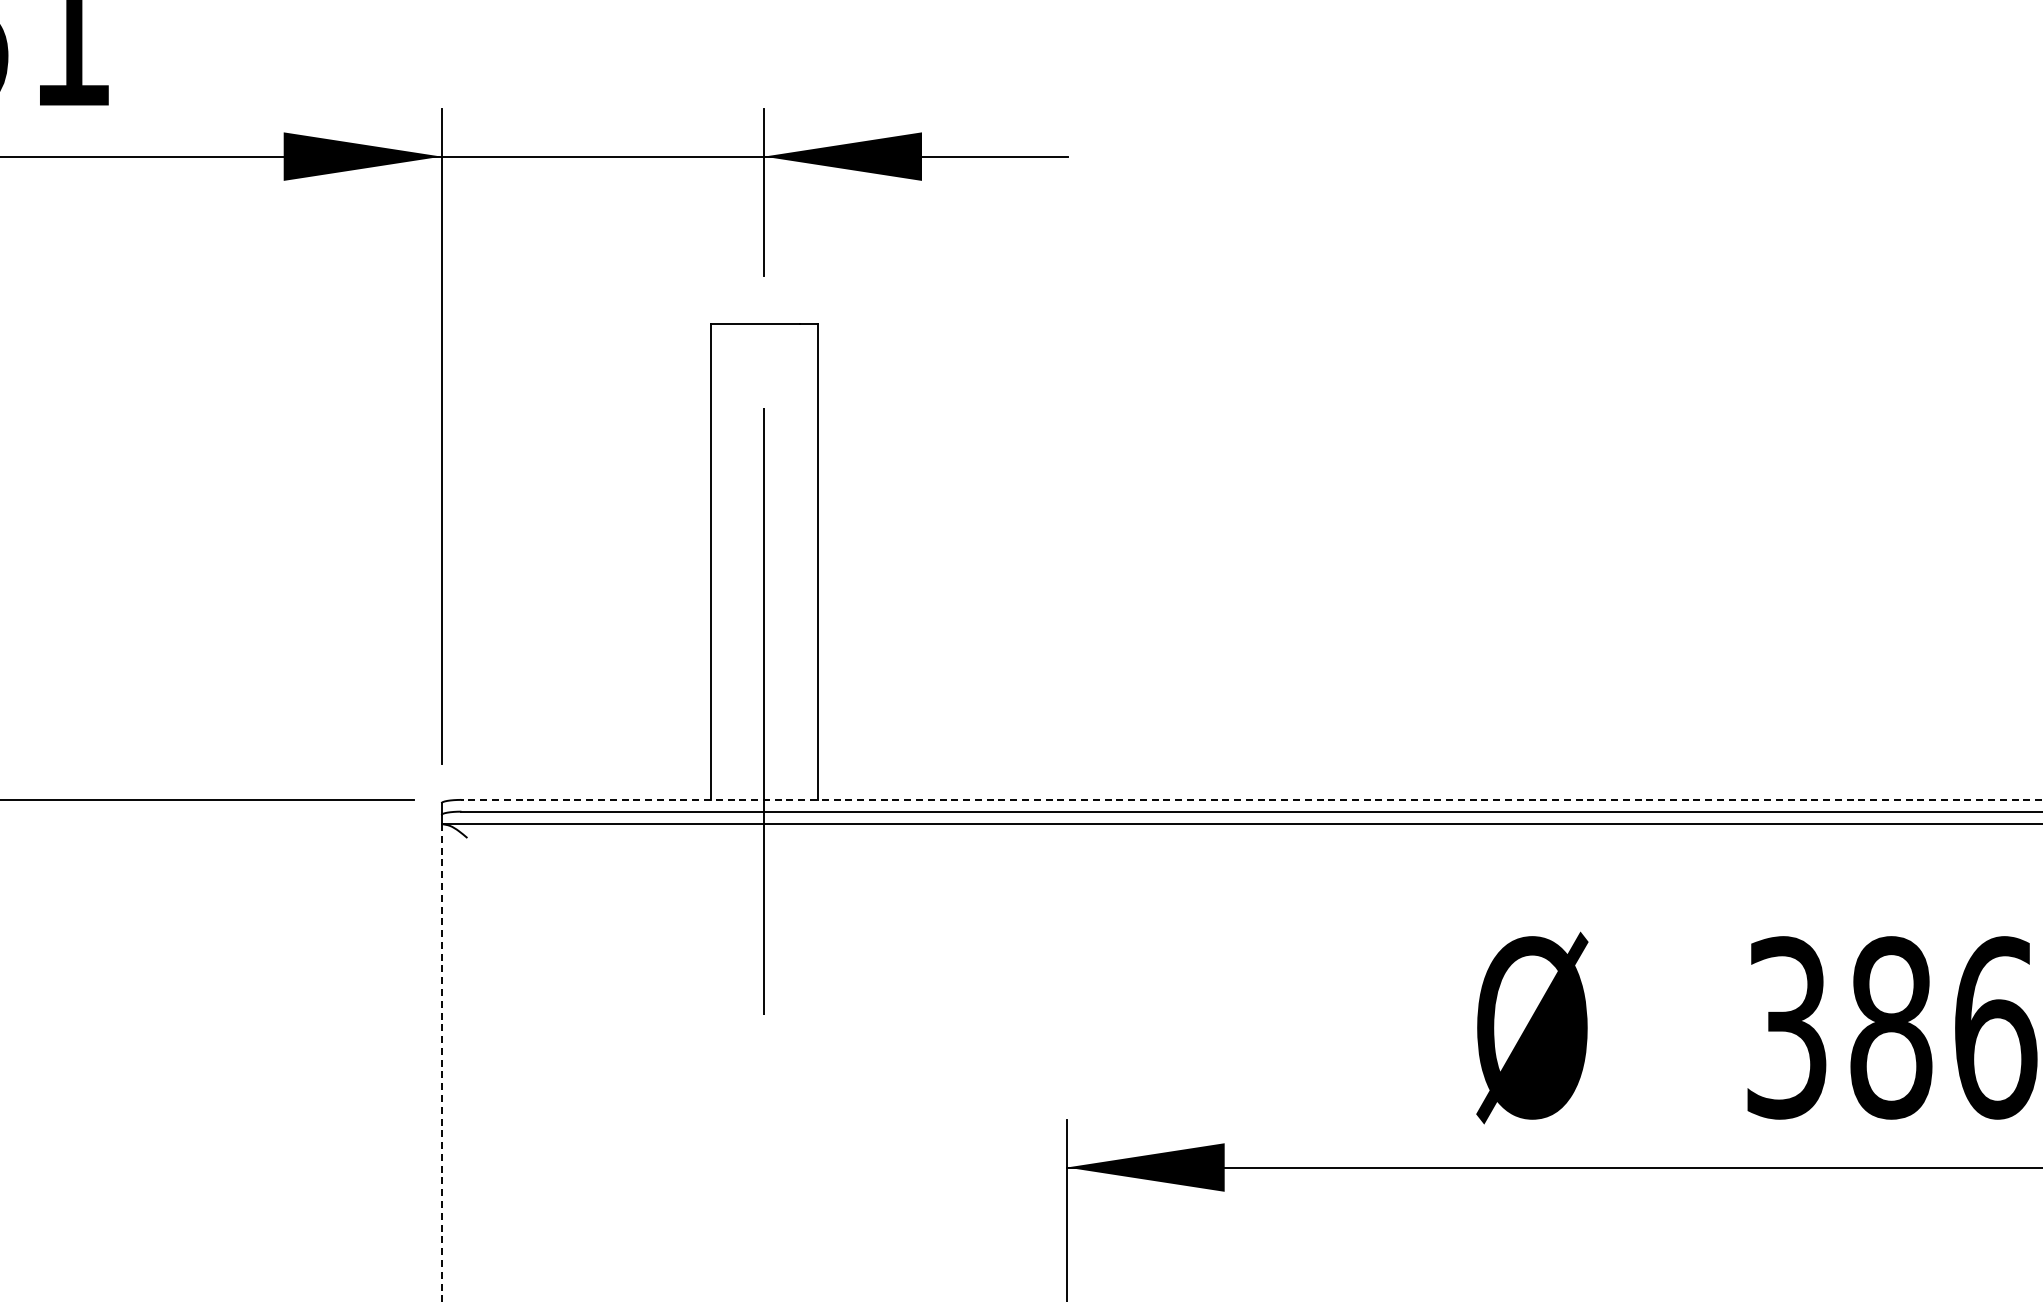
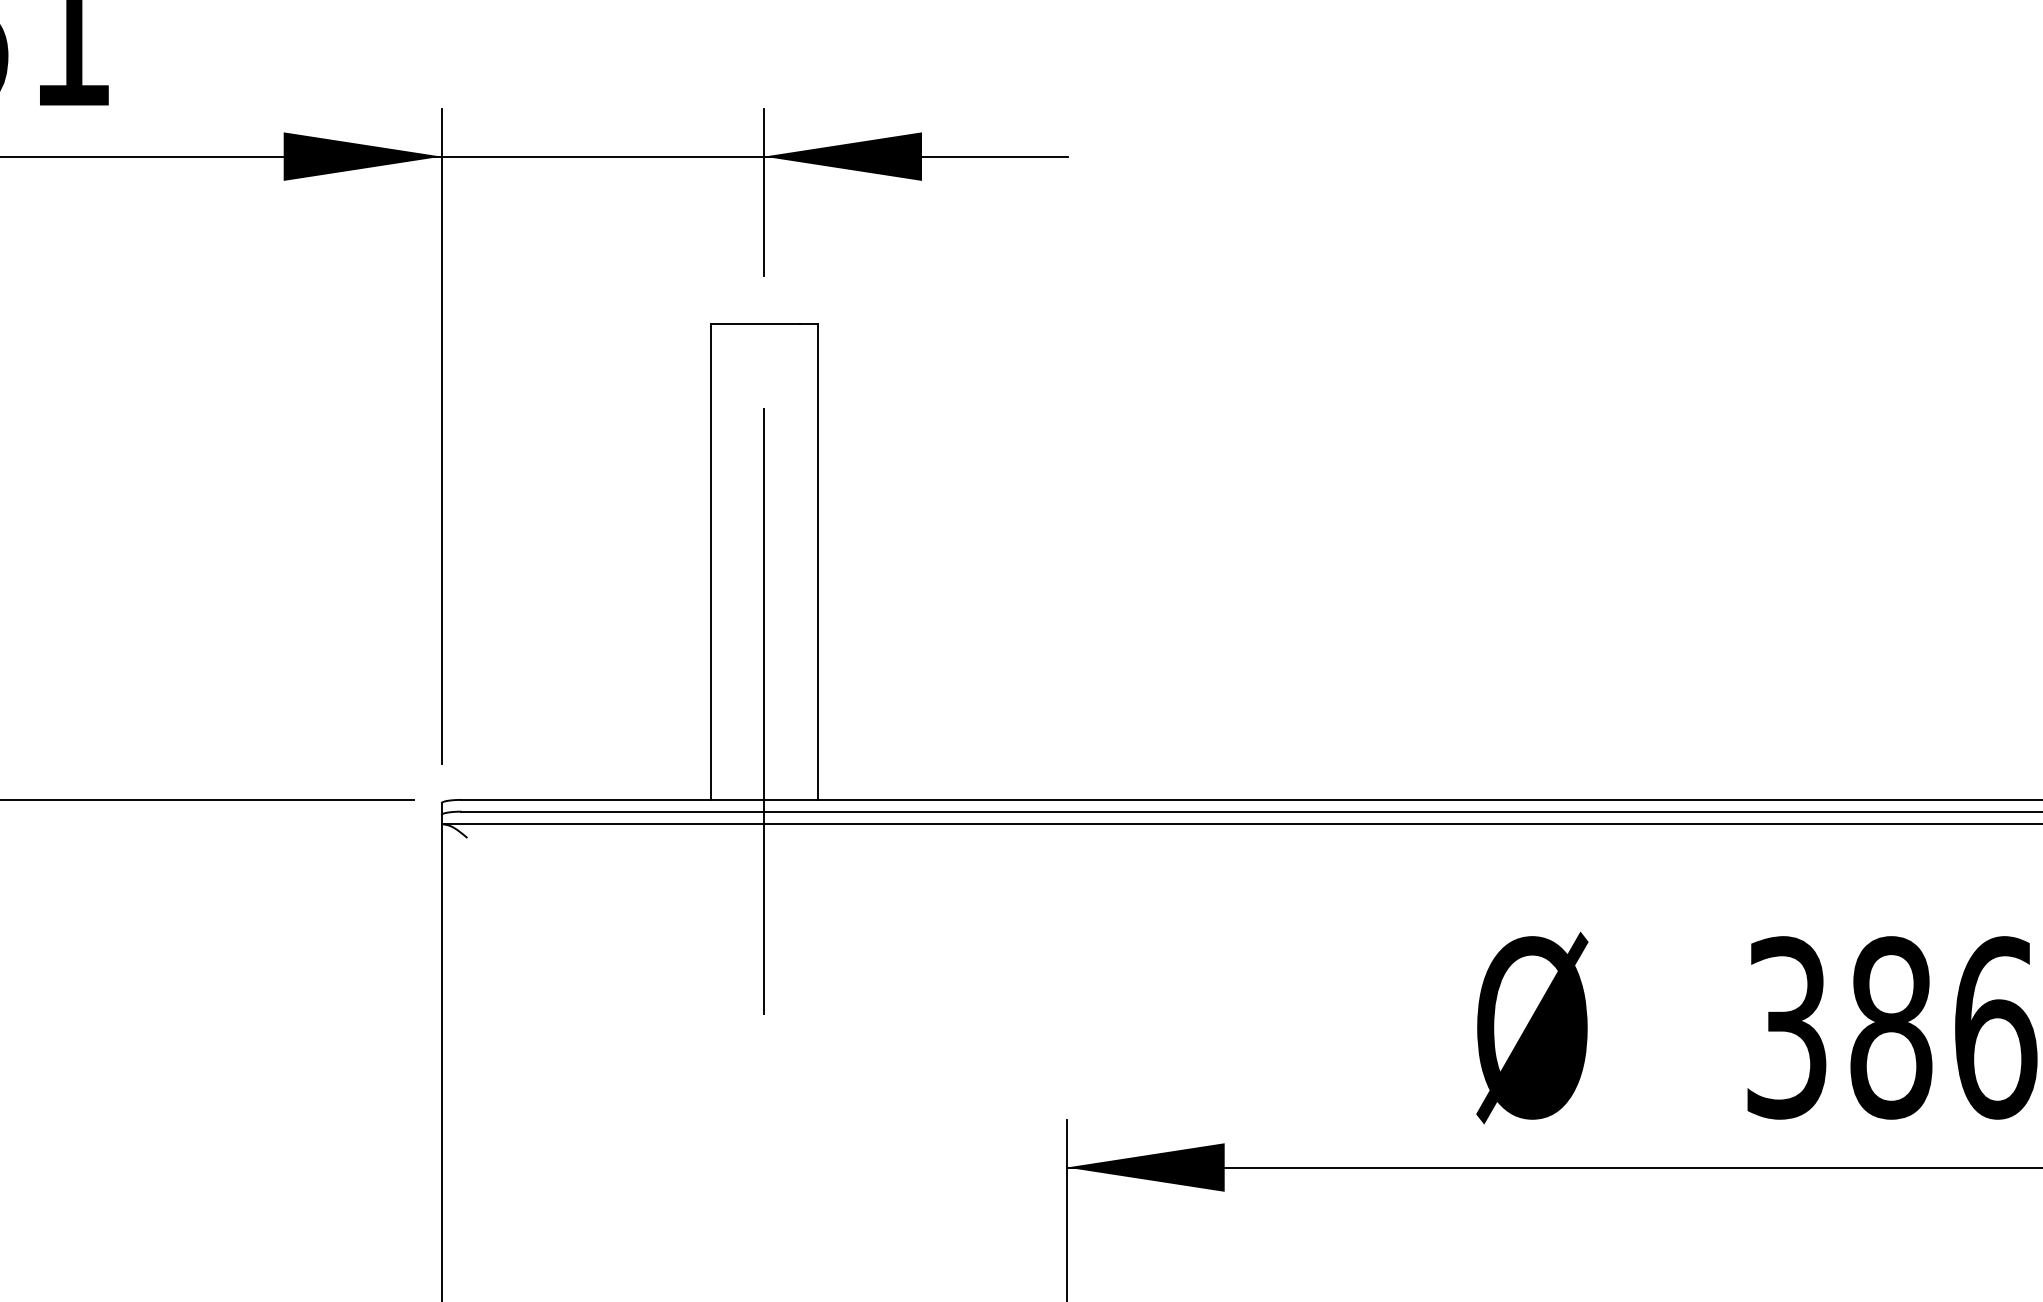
line: dashed -> solid (1251, 799)
line: dashed -> solid (441, 1063)
